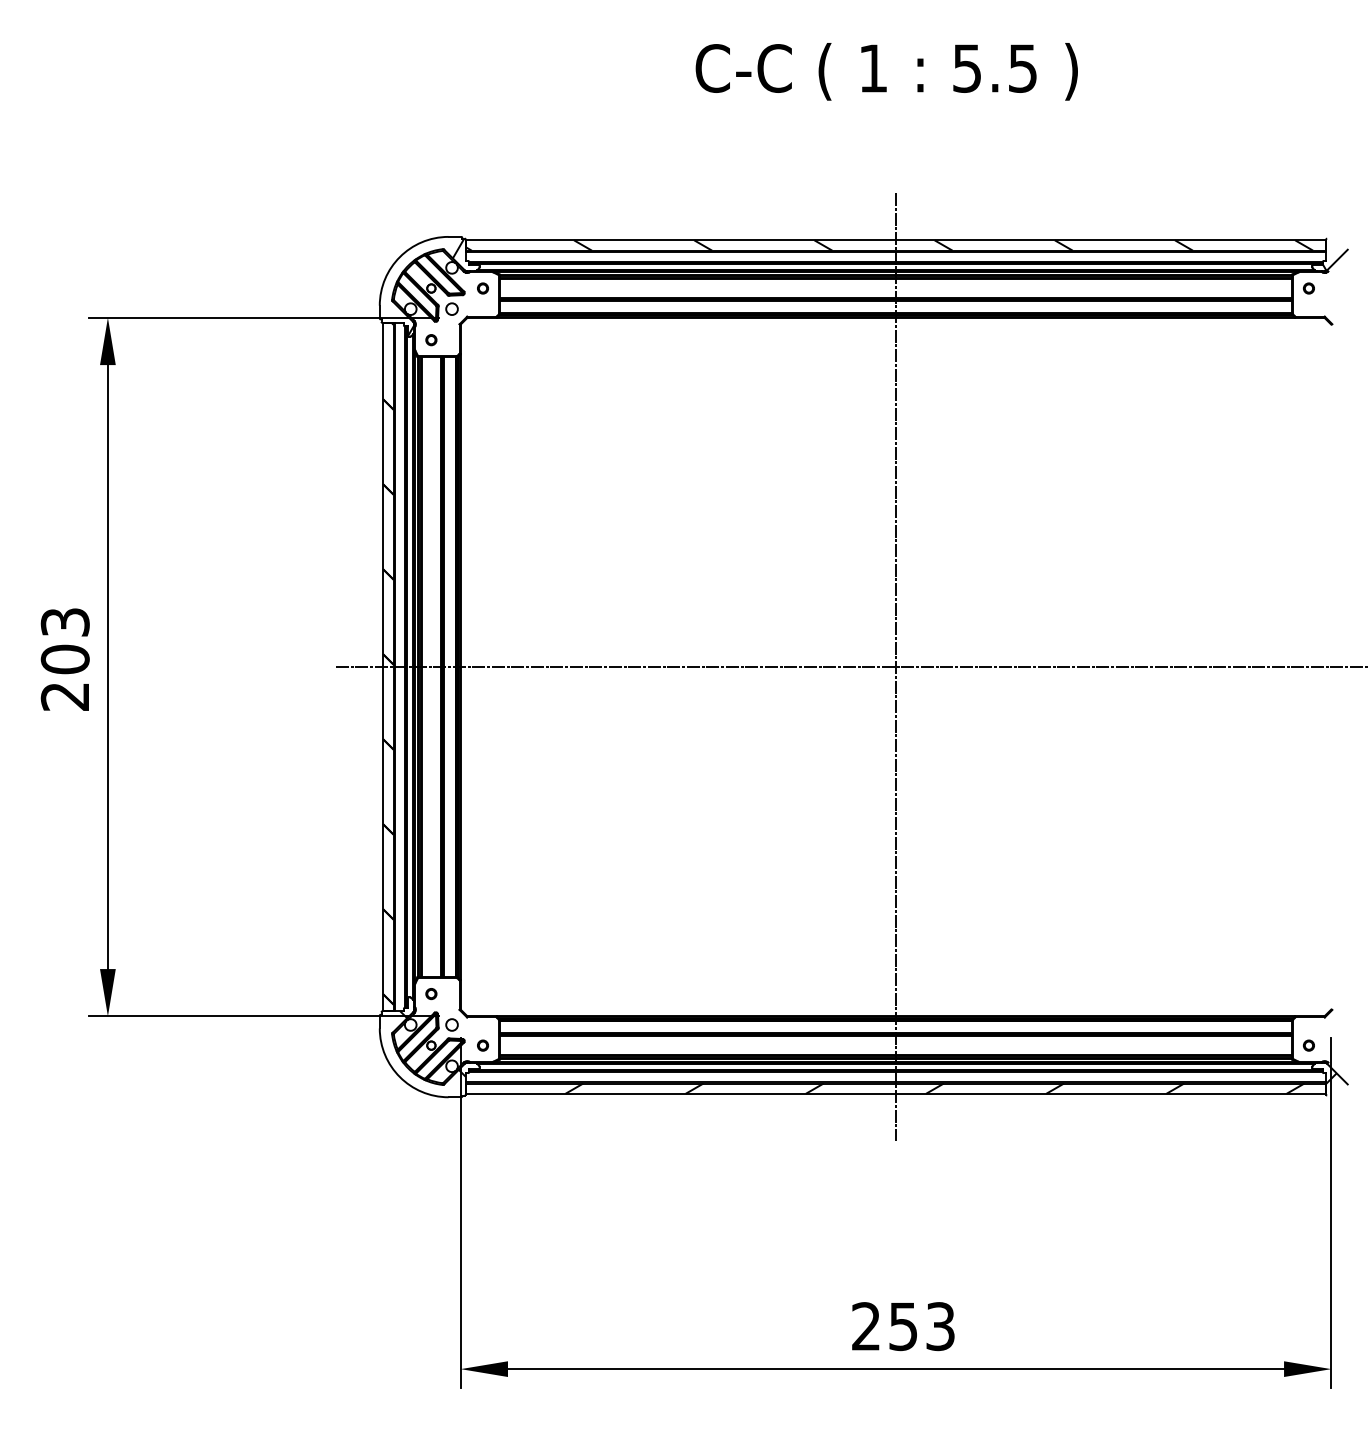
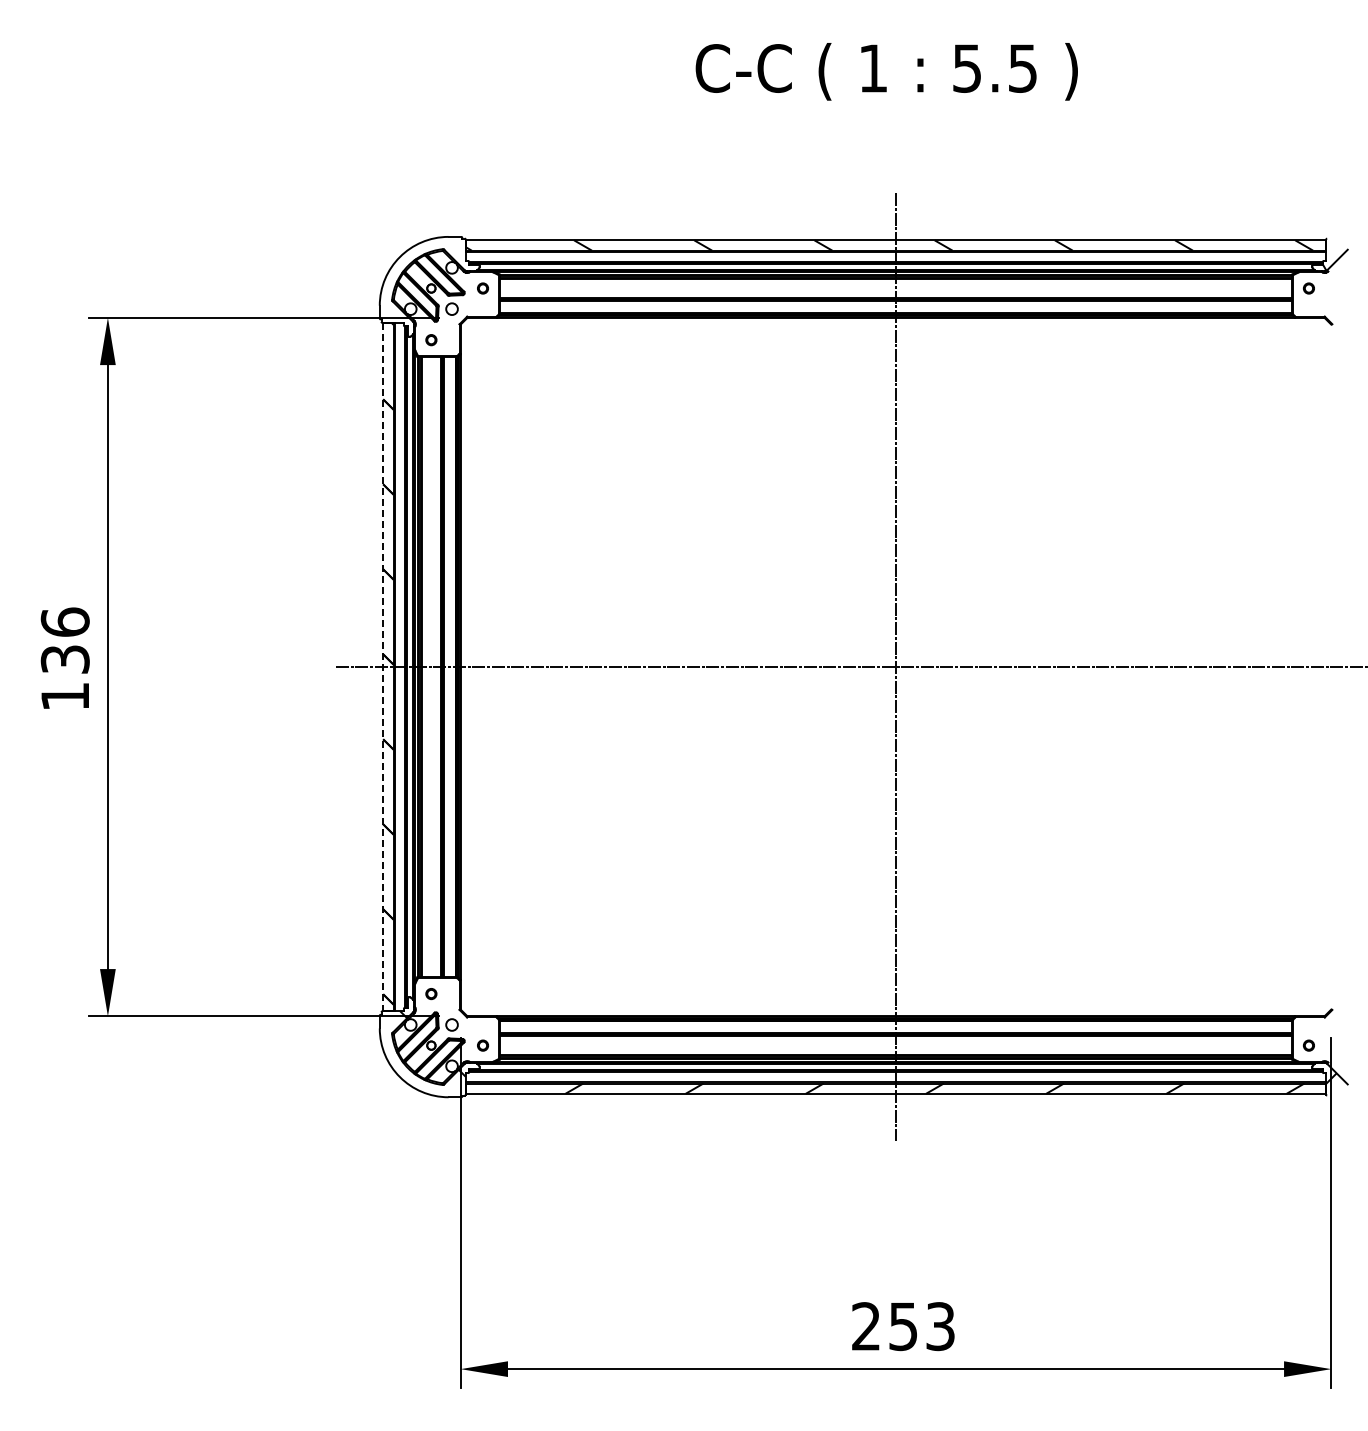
hatch: present -> none (436, 286)
text: 203 -> 136 (64, 658)
line: solid -> dashed (383, 667)
